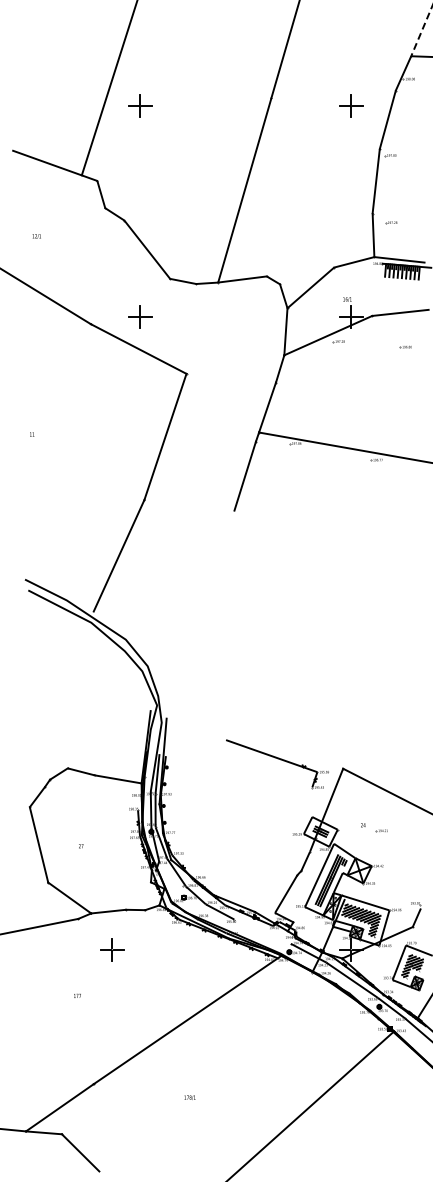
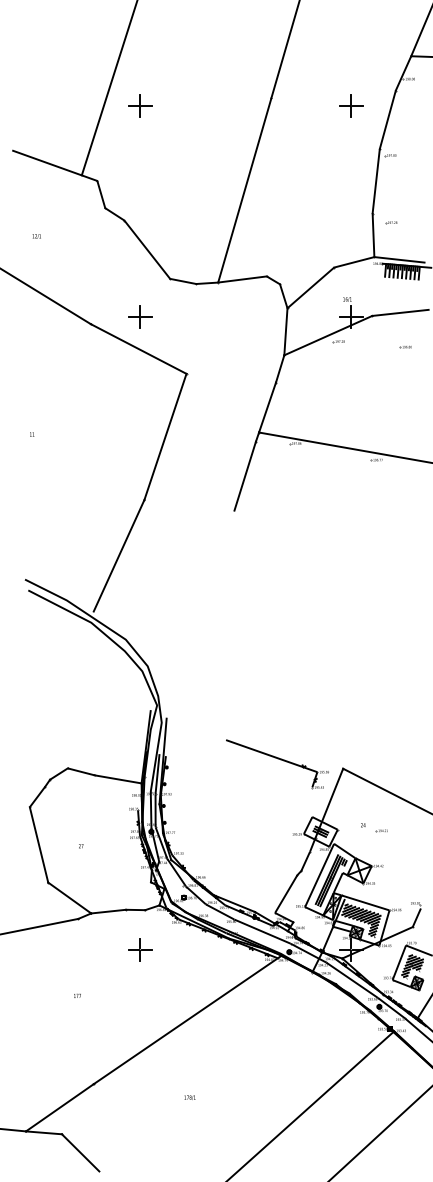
line: dashed -> solid (421, 30)
line: none -> present (262, 931)
part position: (112, 949) -> (140, 949) (140, 949)
line: none -> present (380, 1133)
